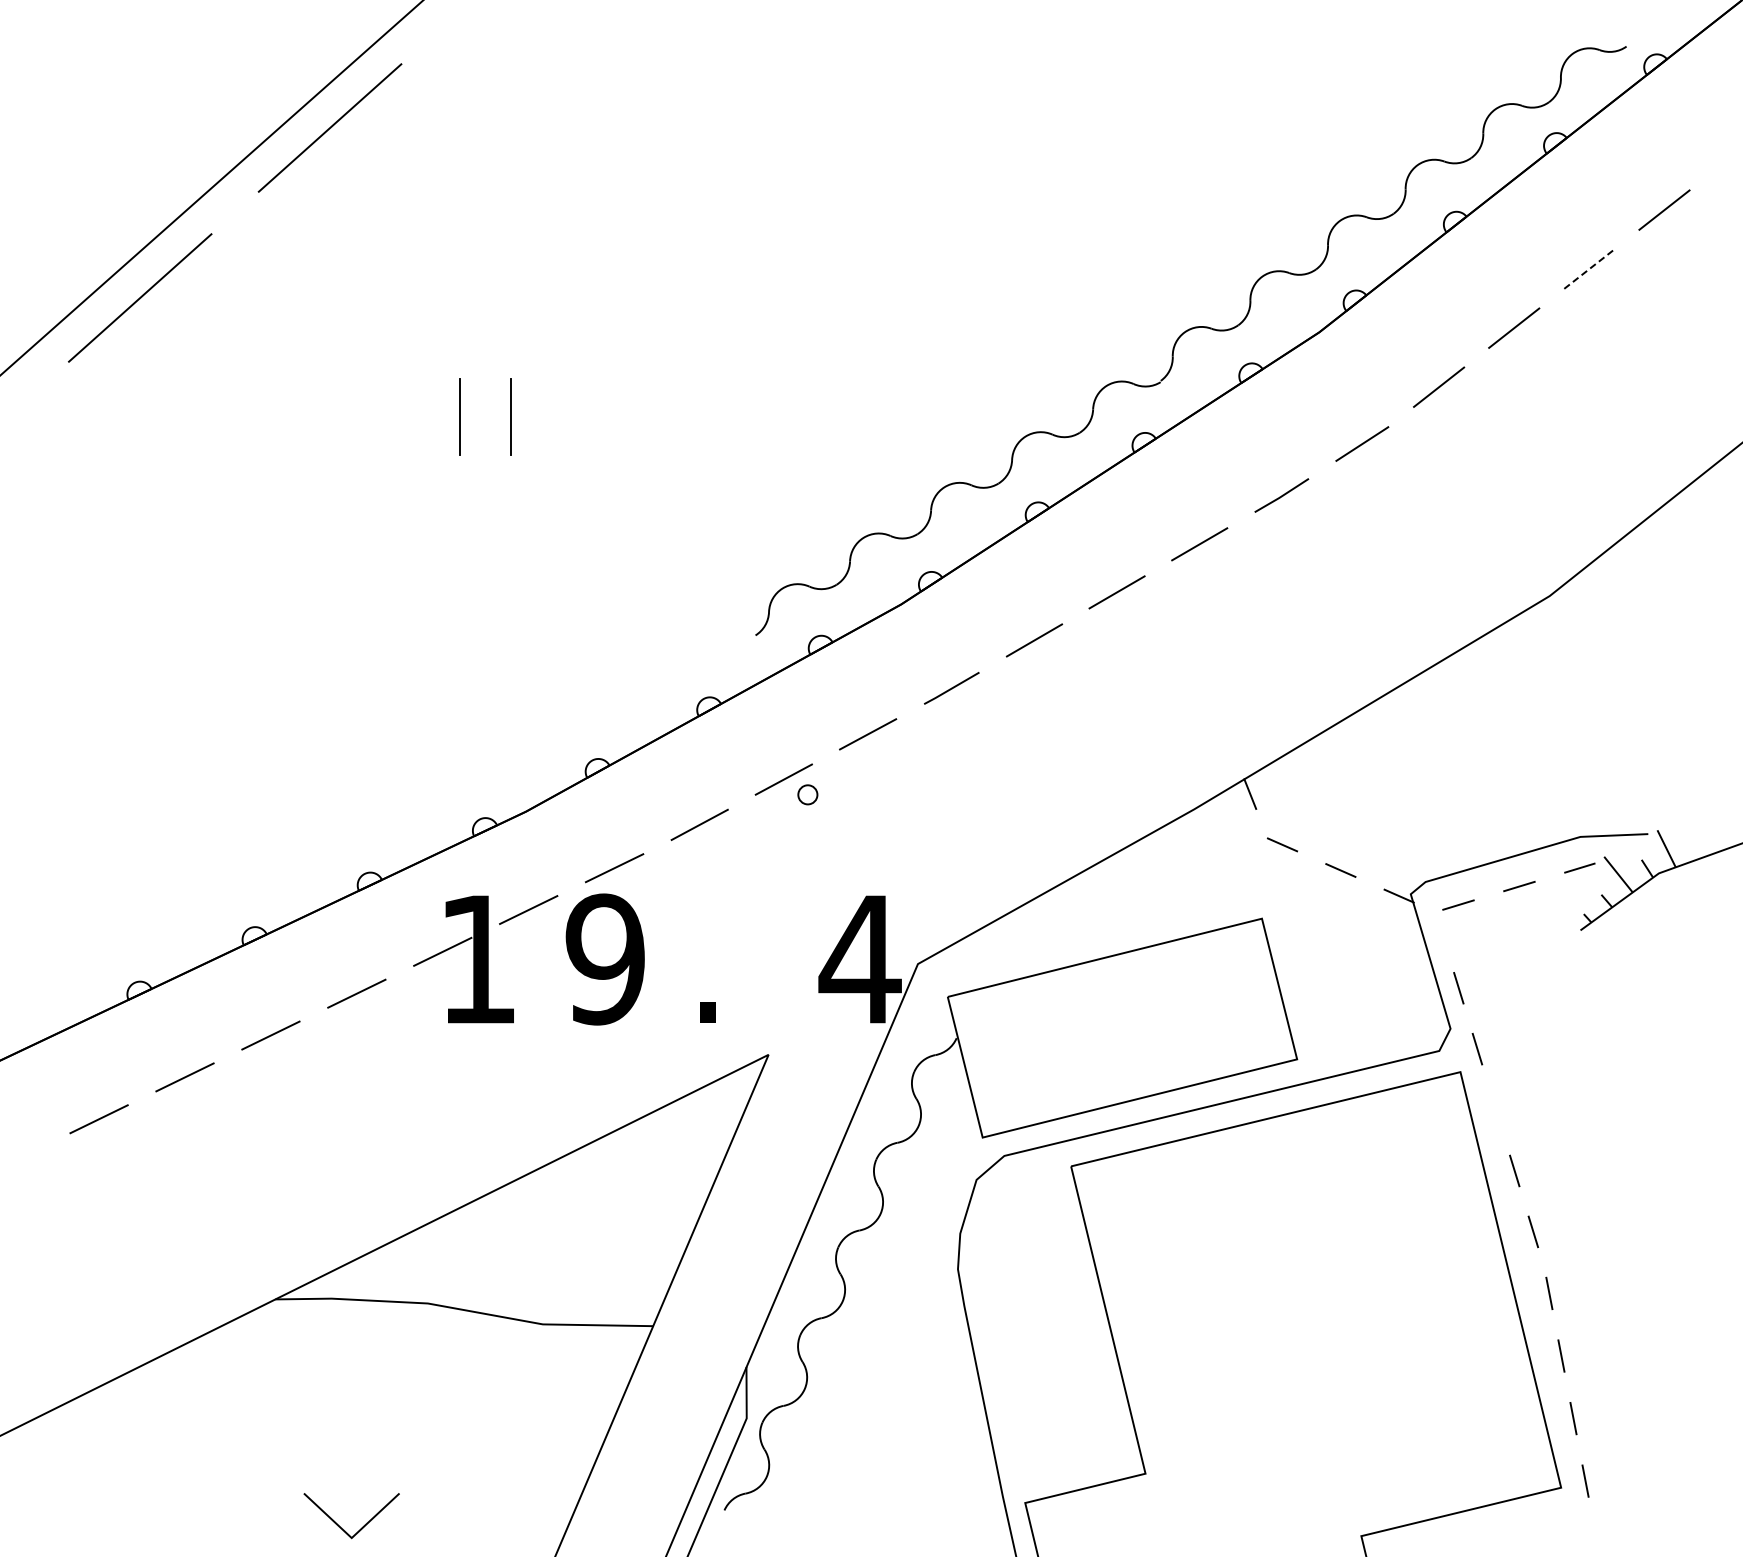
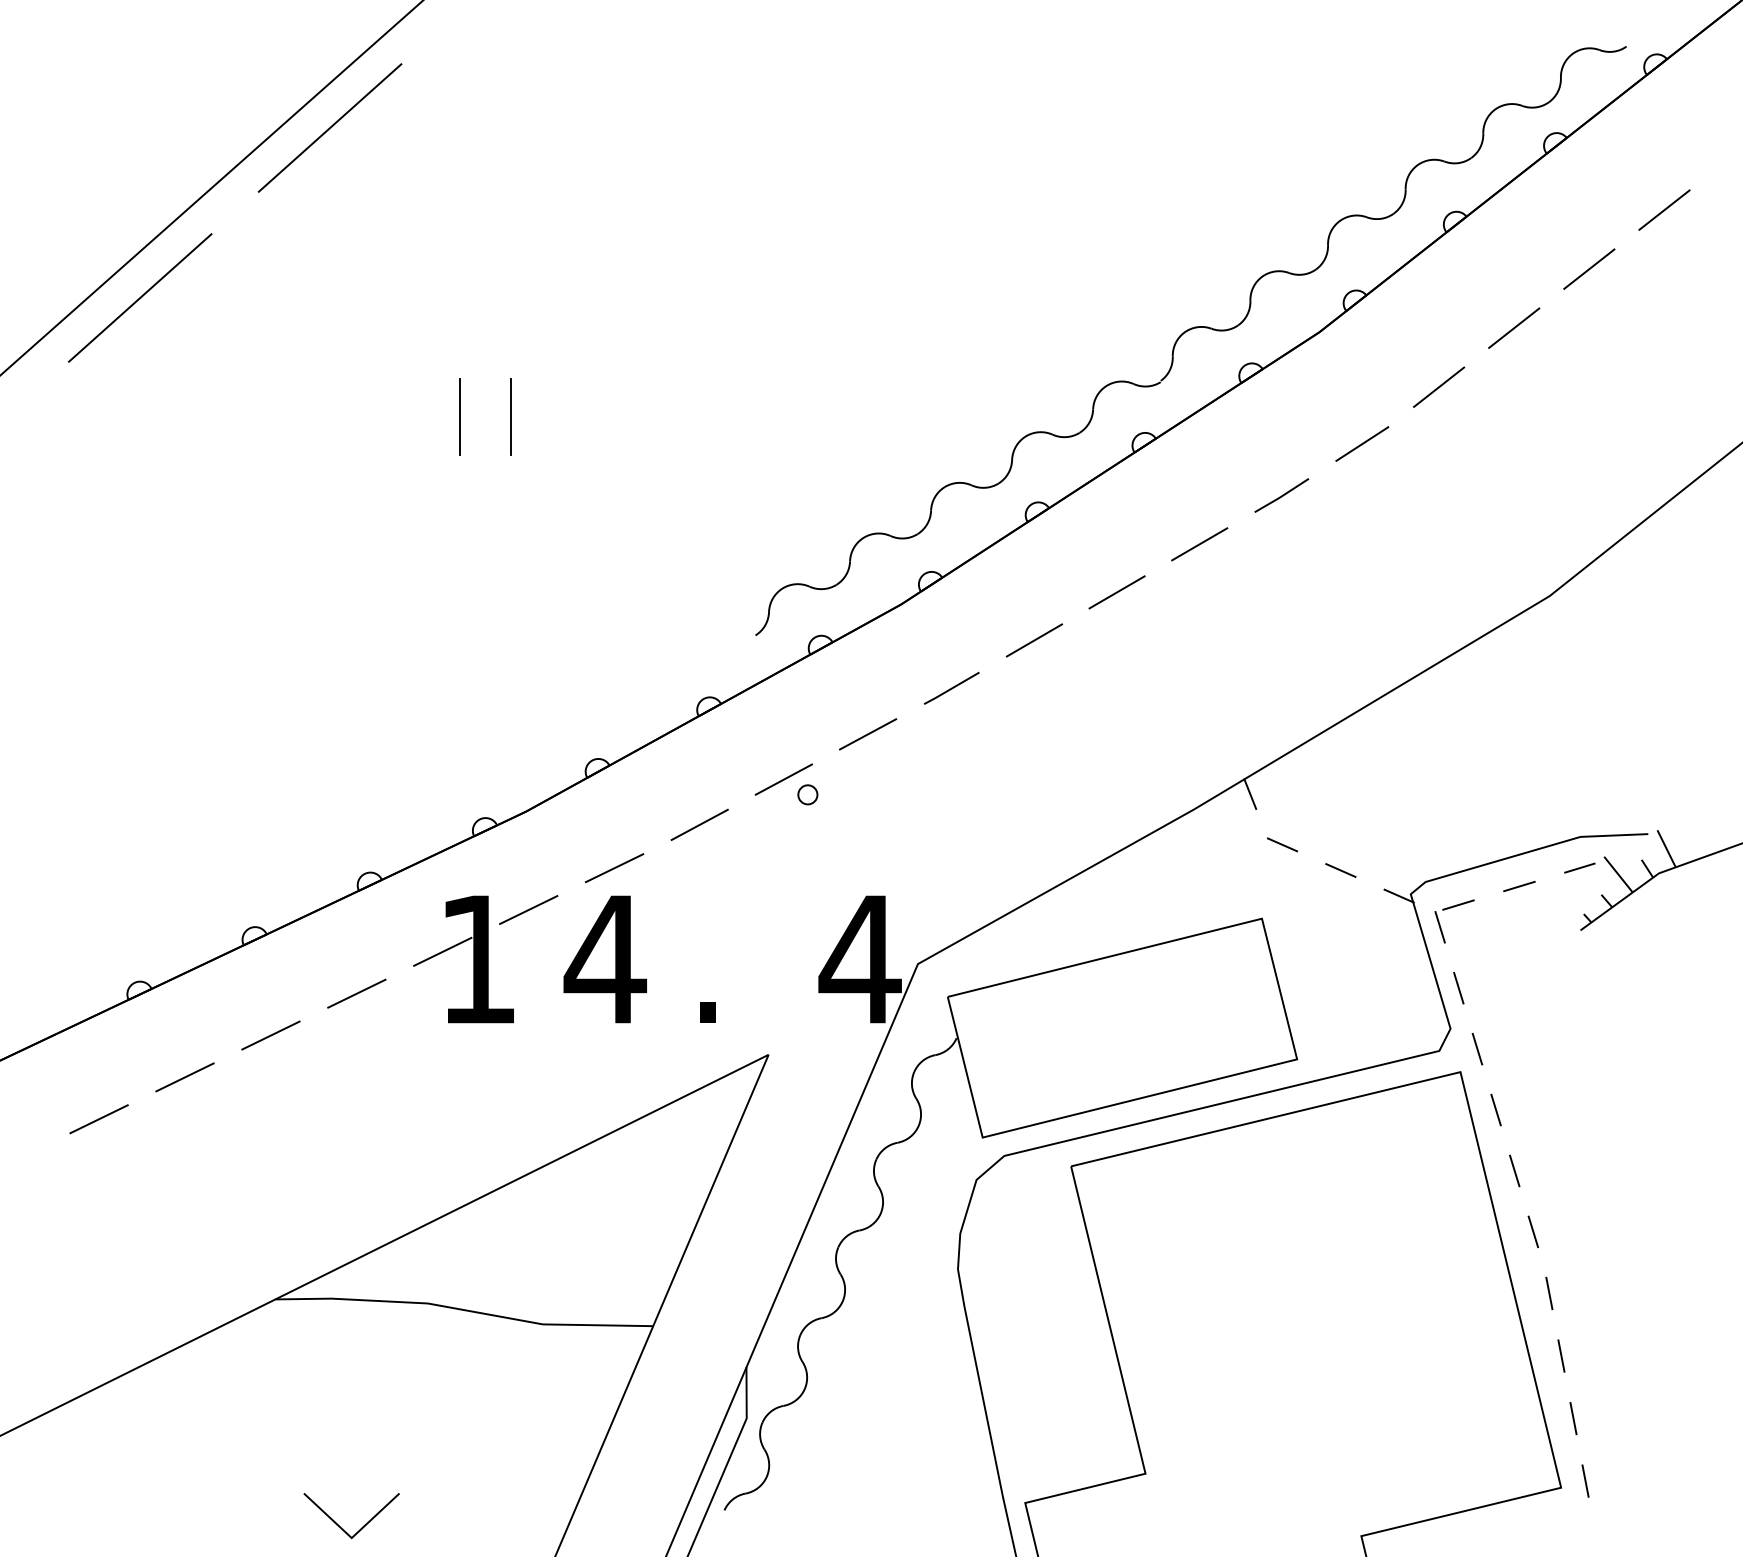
line: dashed -> solid (1589, 269)
line: none -> present (1439, 927)
text: 9 -> 4 (605, 959)
line: none -> present (1495, 1109)
